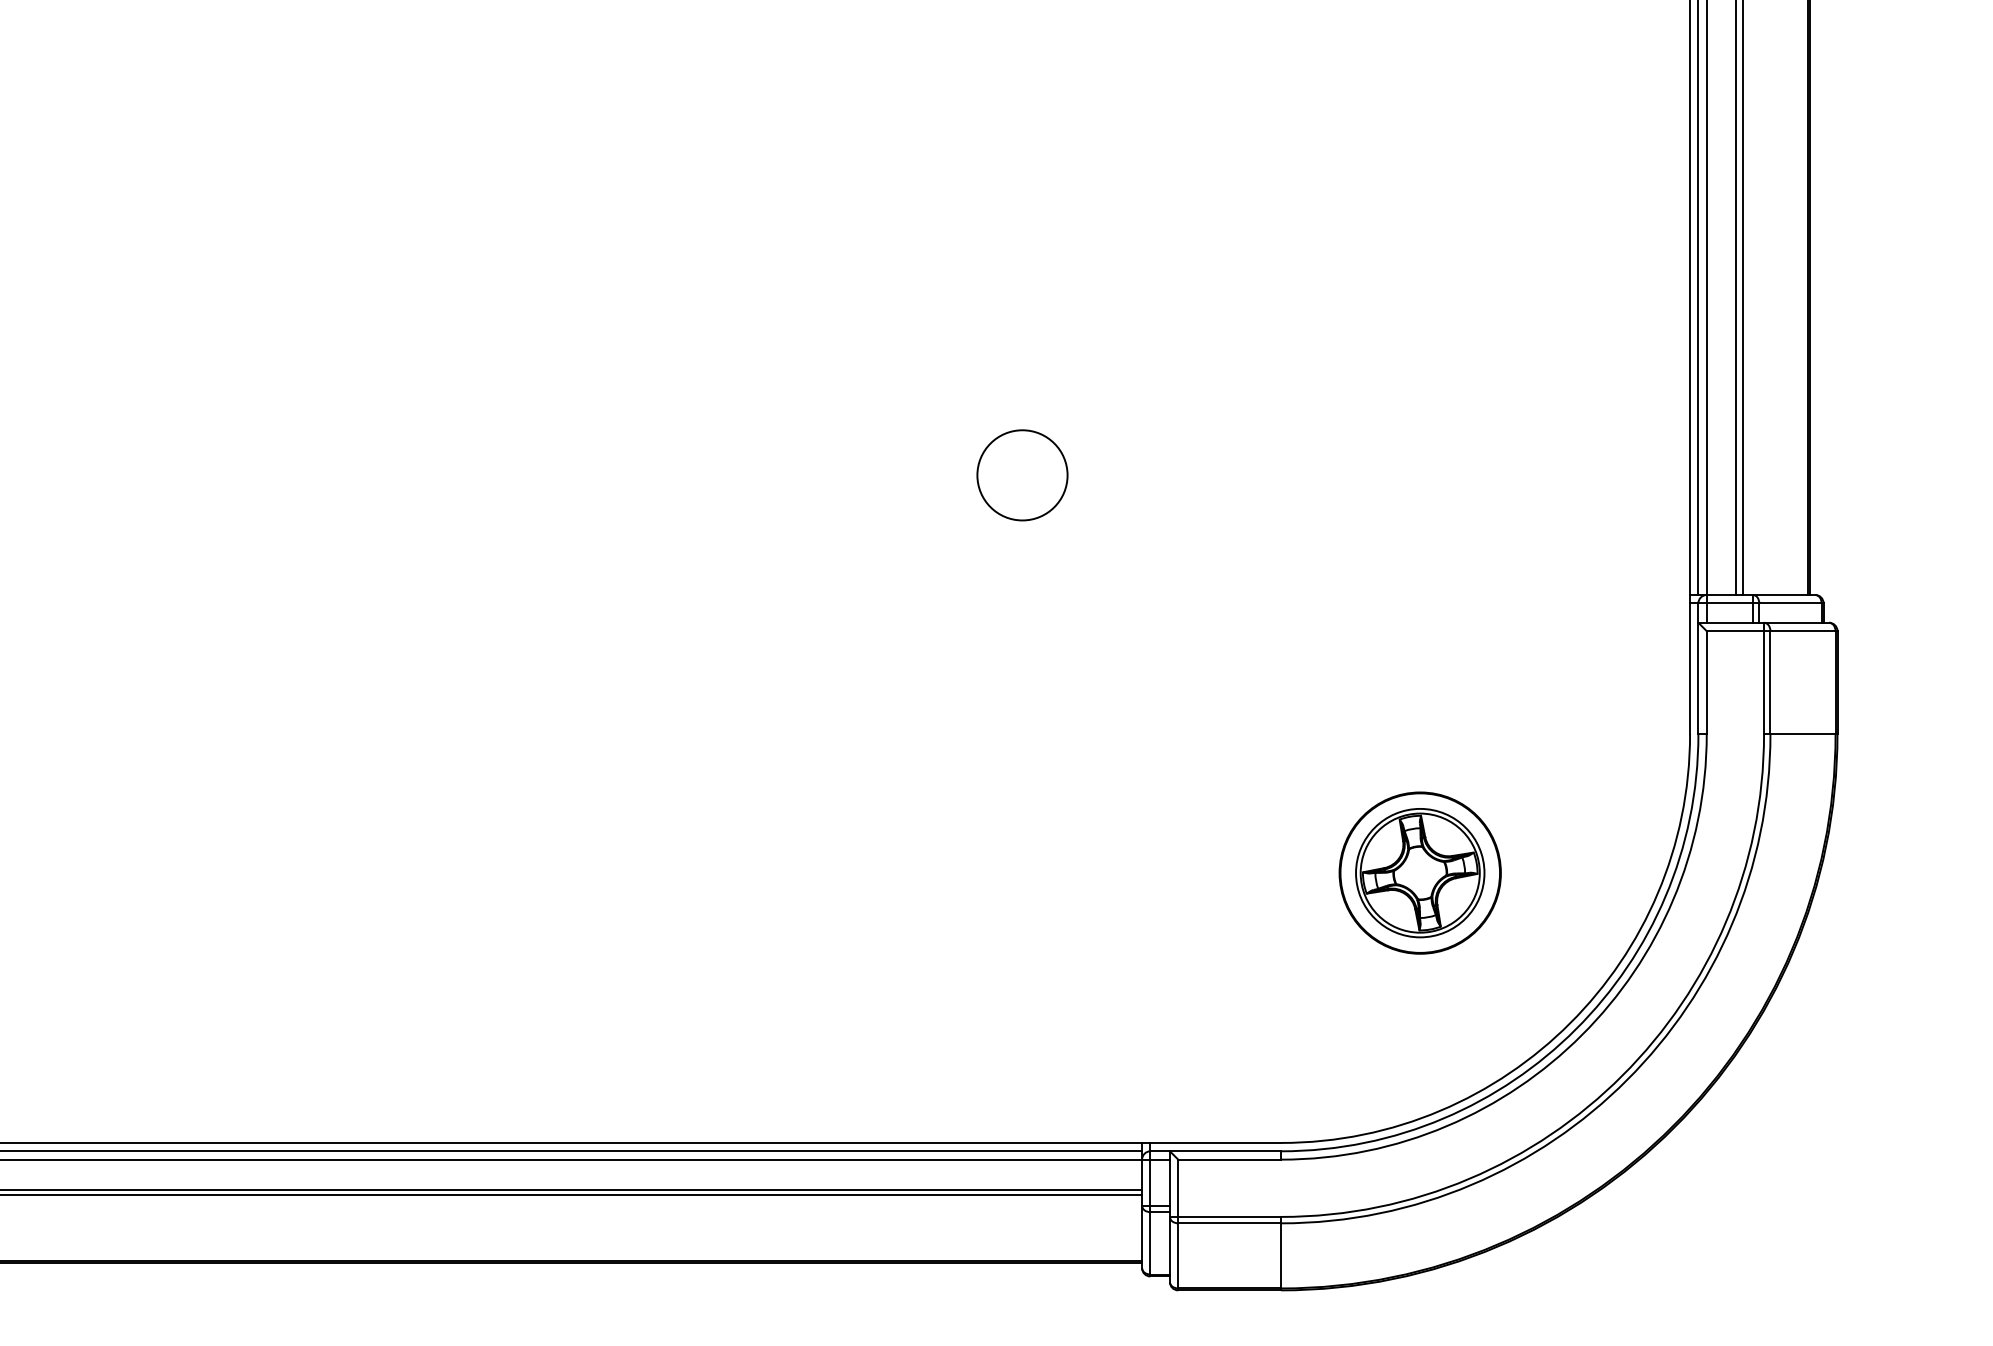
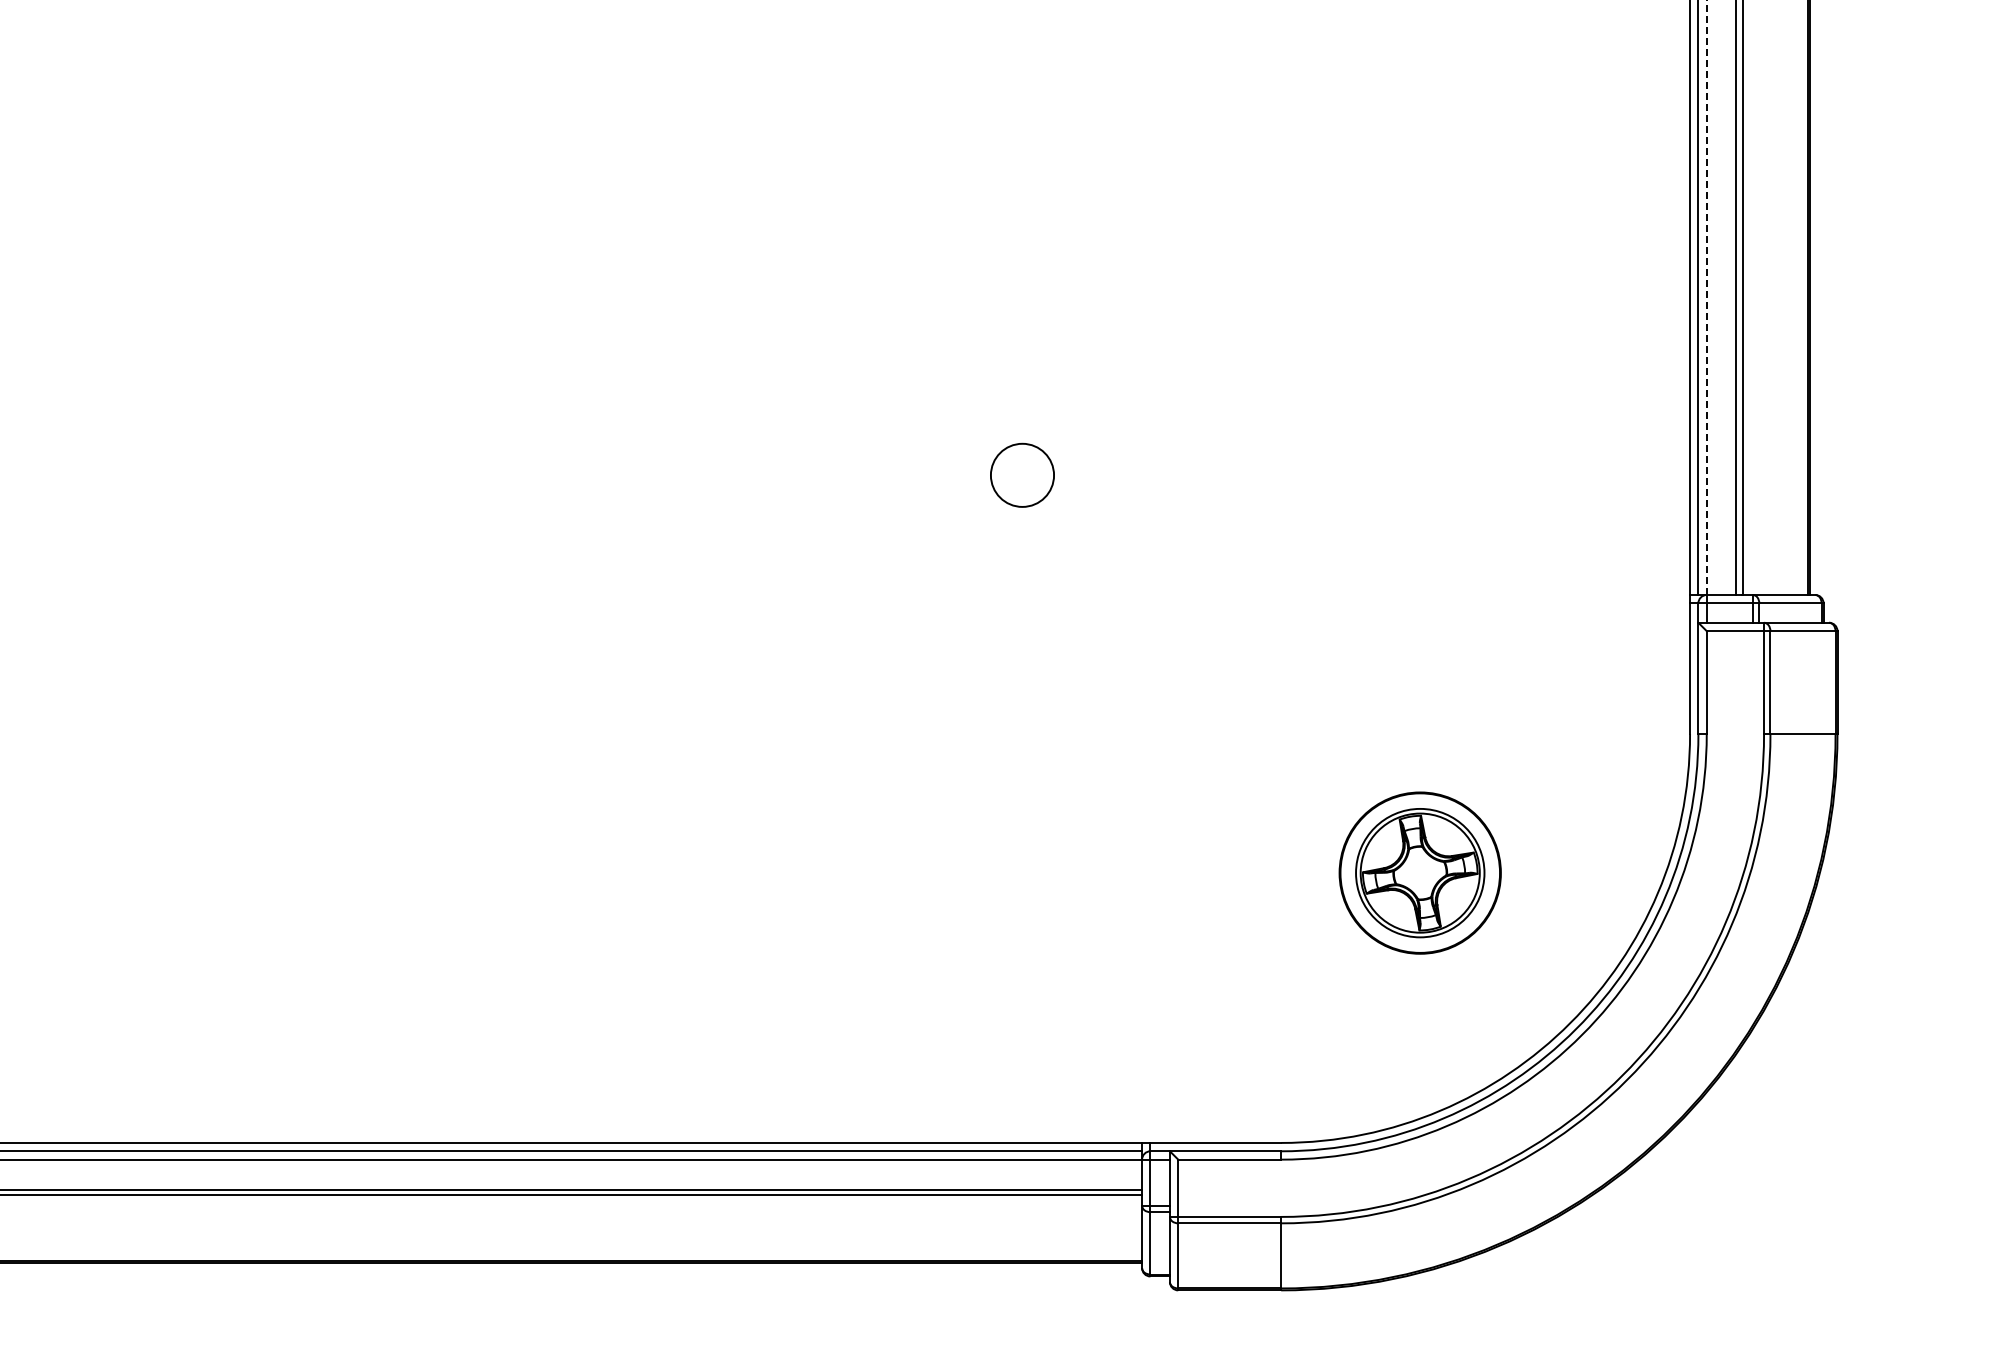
line: solid -> dashed (1706, 297)
circle diameter: 90 px -> 63 px (1022, 474)
